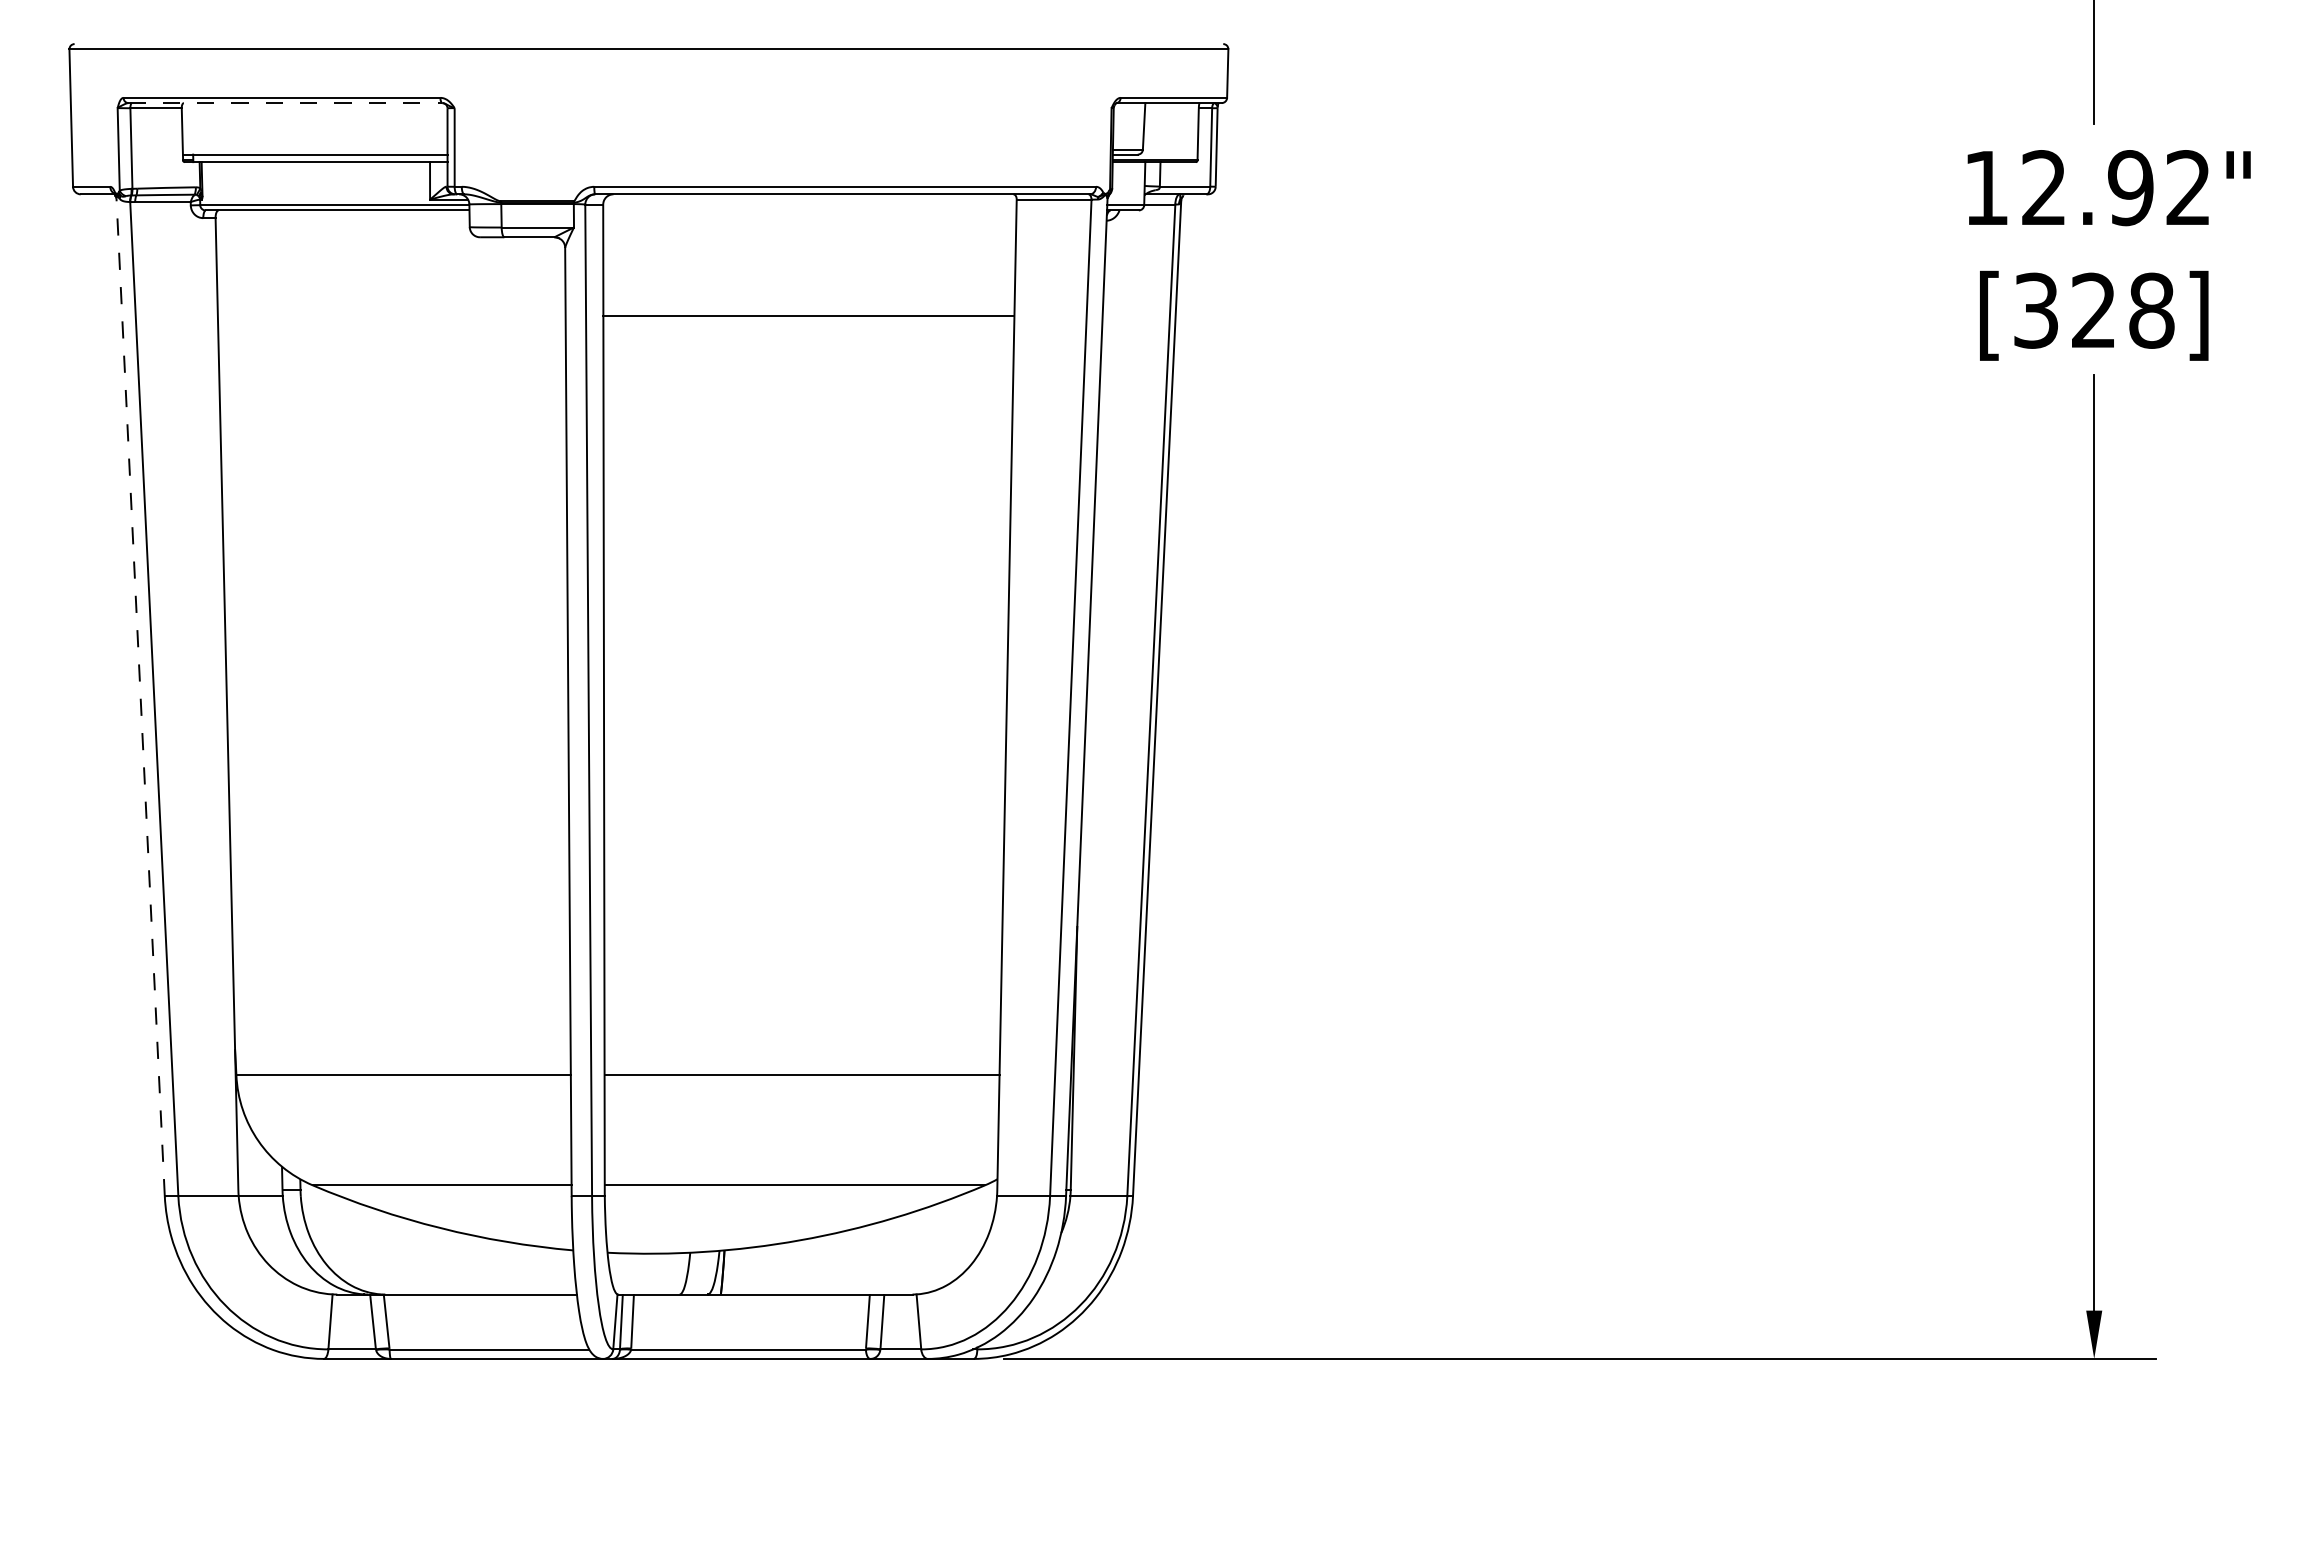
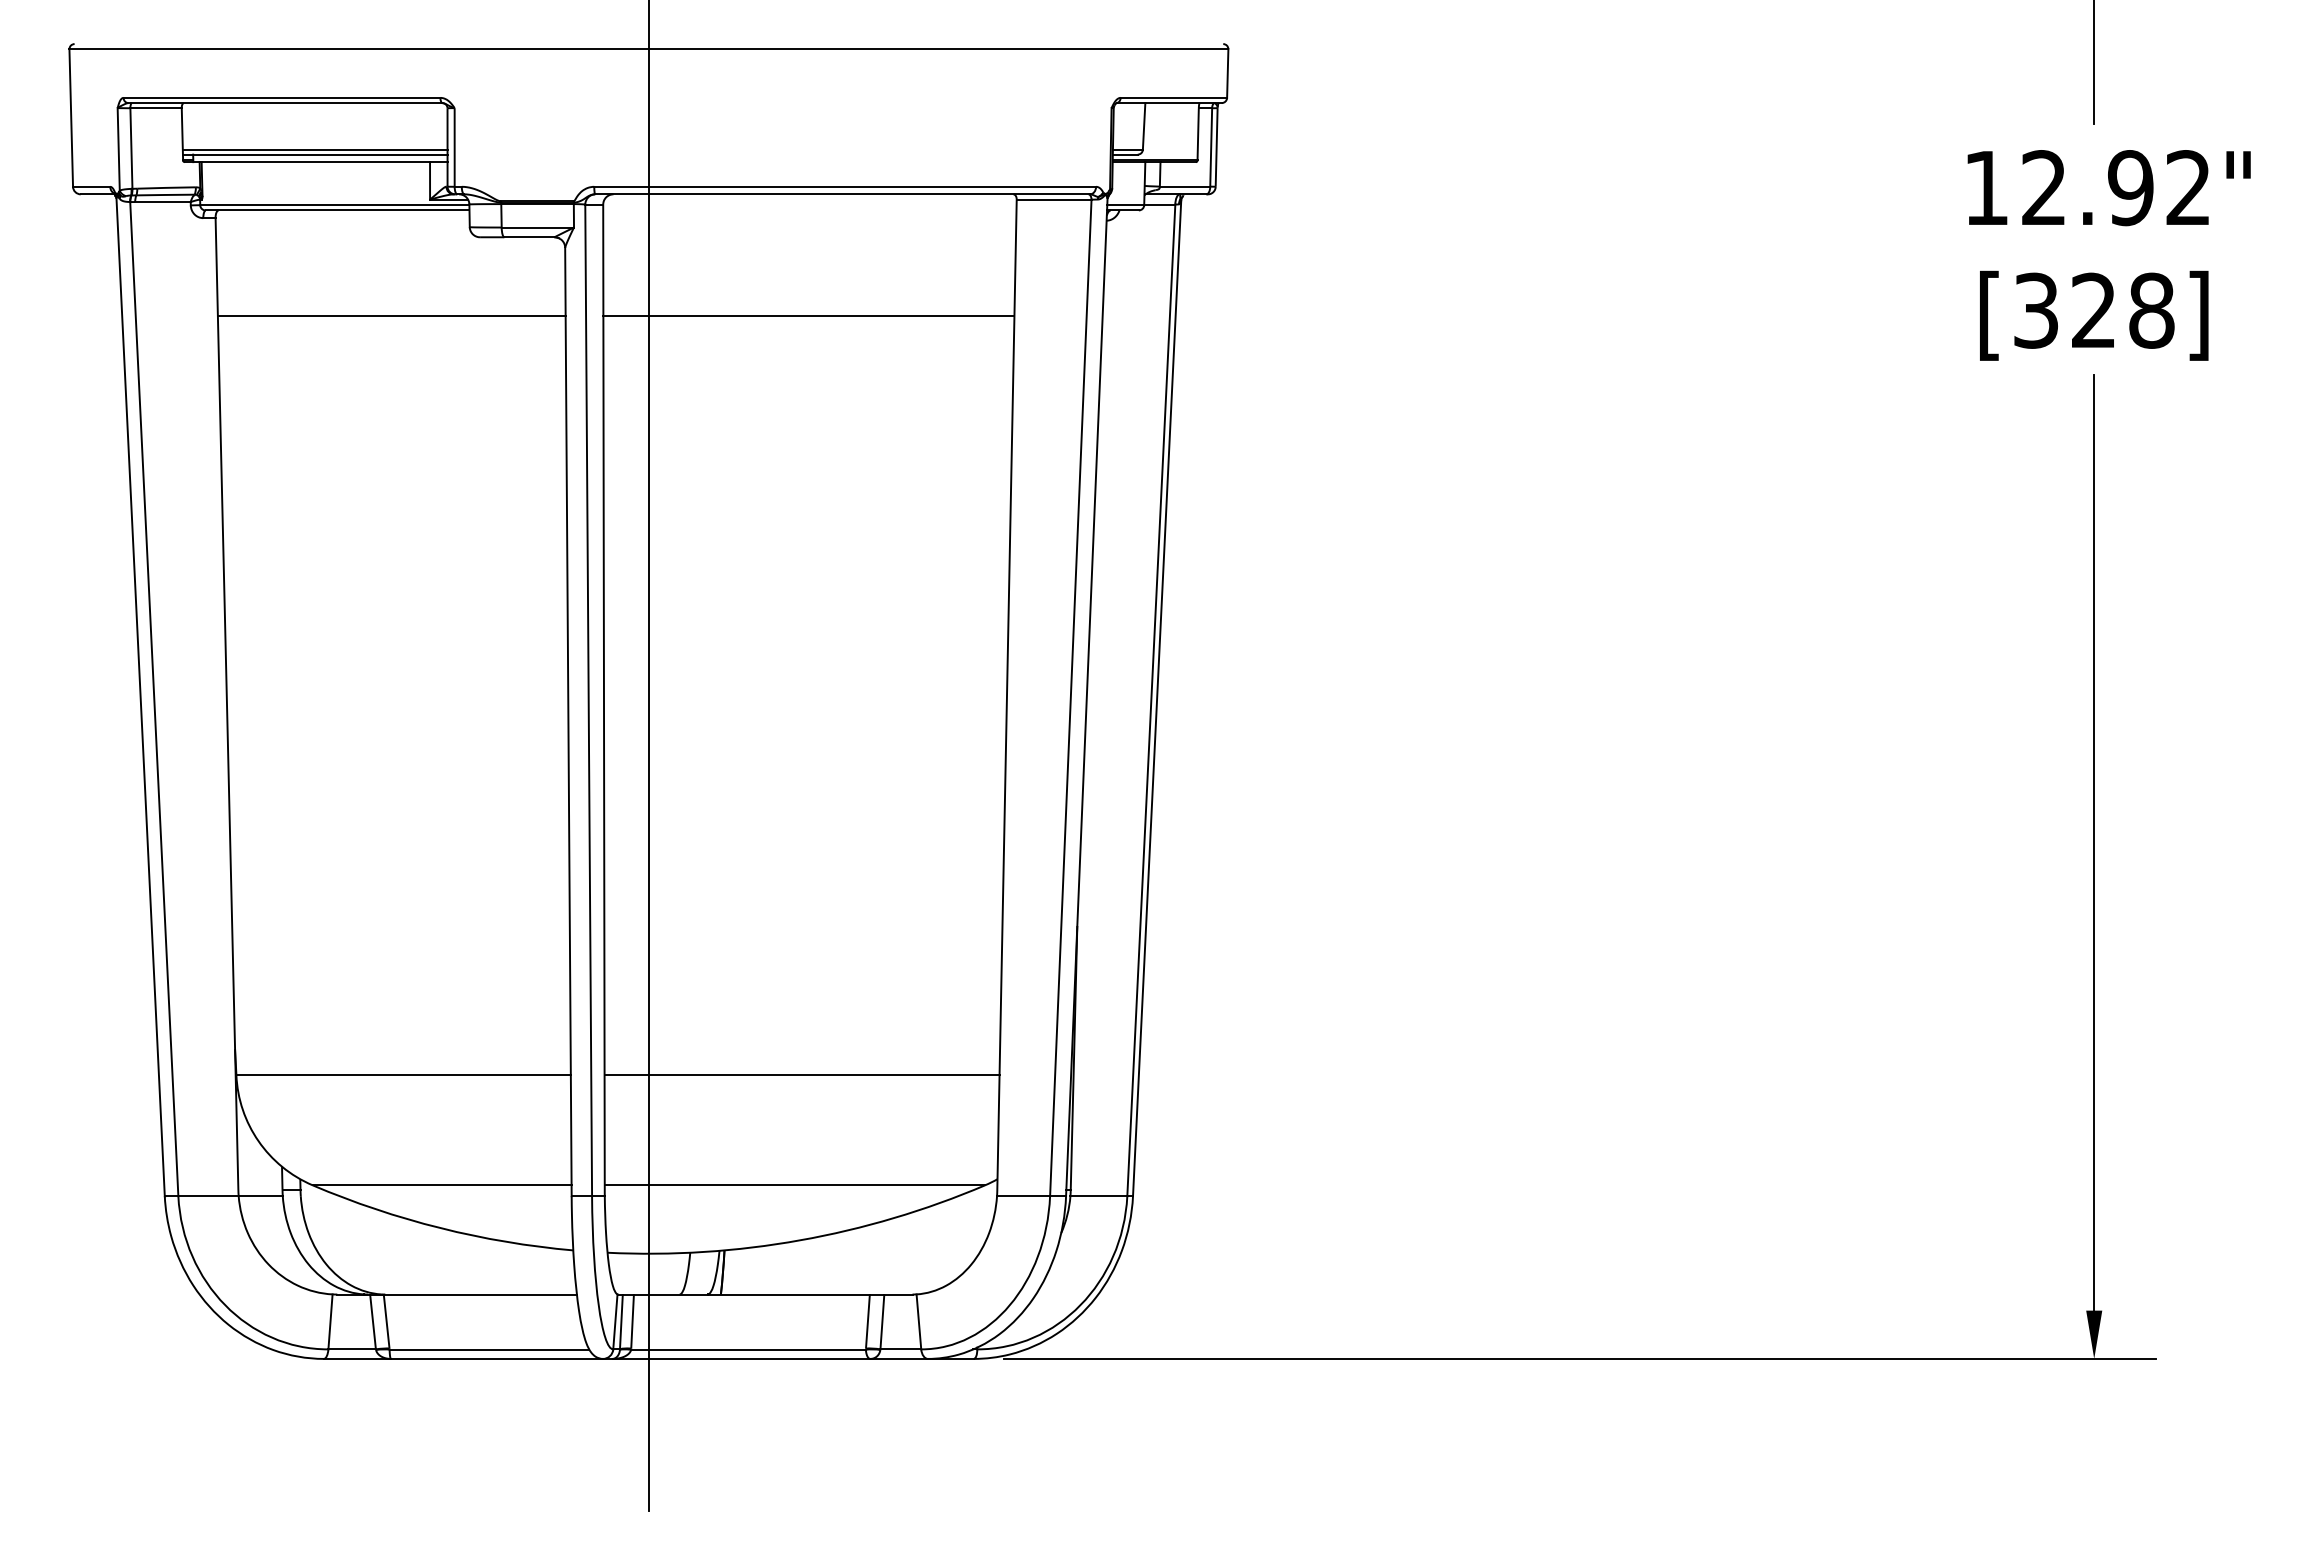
line: dashed -> solid (285, 103)
line: none -> present (314, 149)
line: none -> present (391, 315)
line: dashed -> solid (140, 696)
line: none -> present (648, 756)
